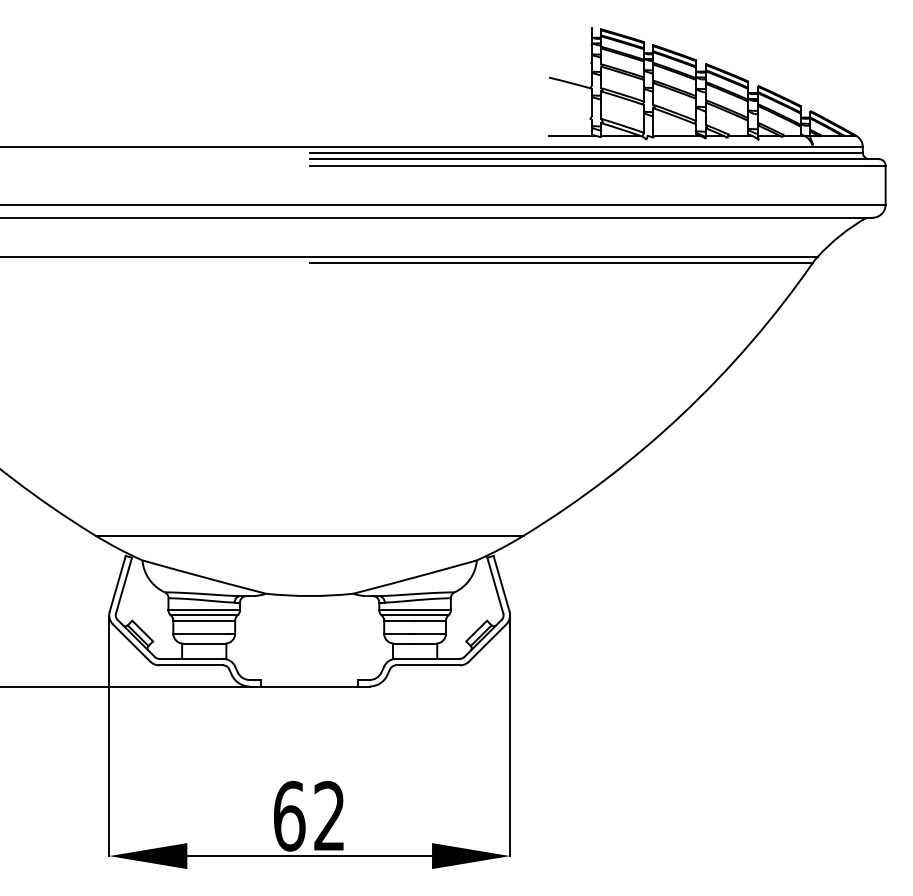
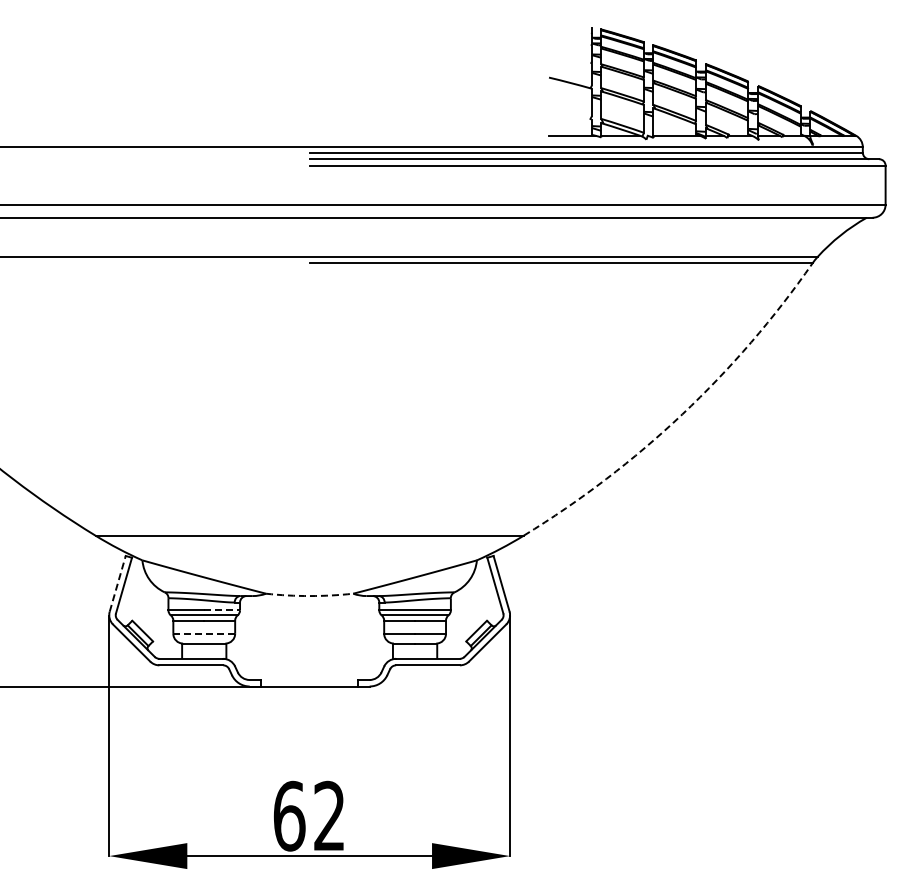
arc: solid -> dashed (682, 414)
line: solid -> dashed (117, 583)
arc: solid -> dashed (309, 596)
line: solid -> dashed (222, 610)
line: solid -> dashed (204, 633)
